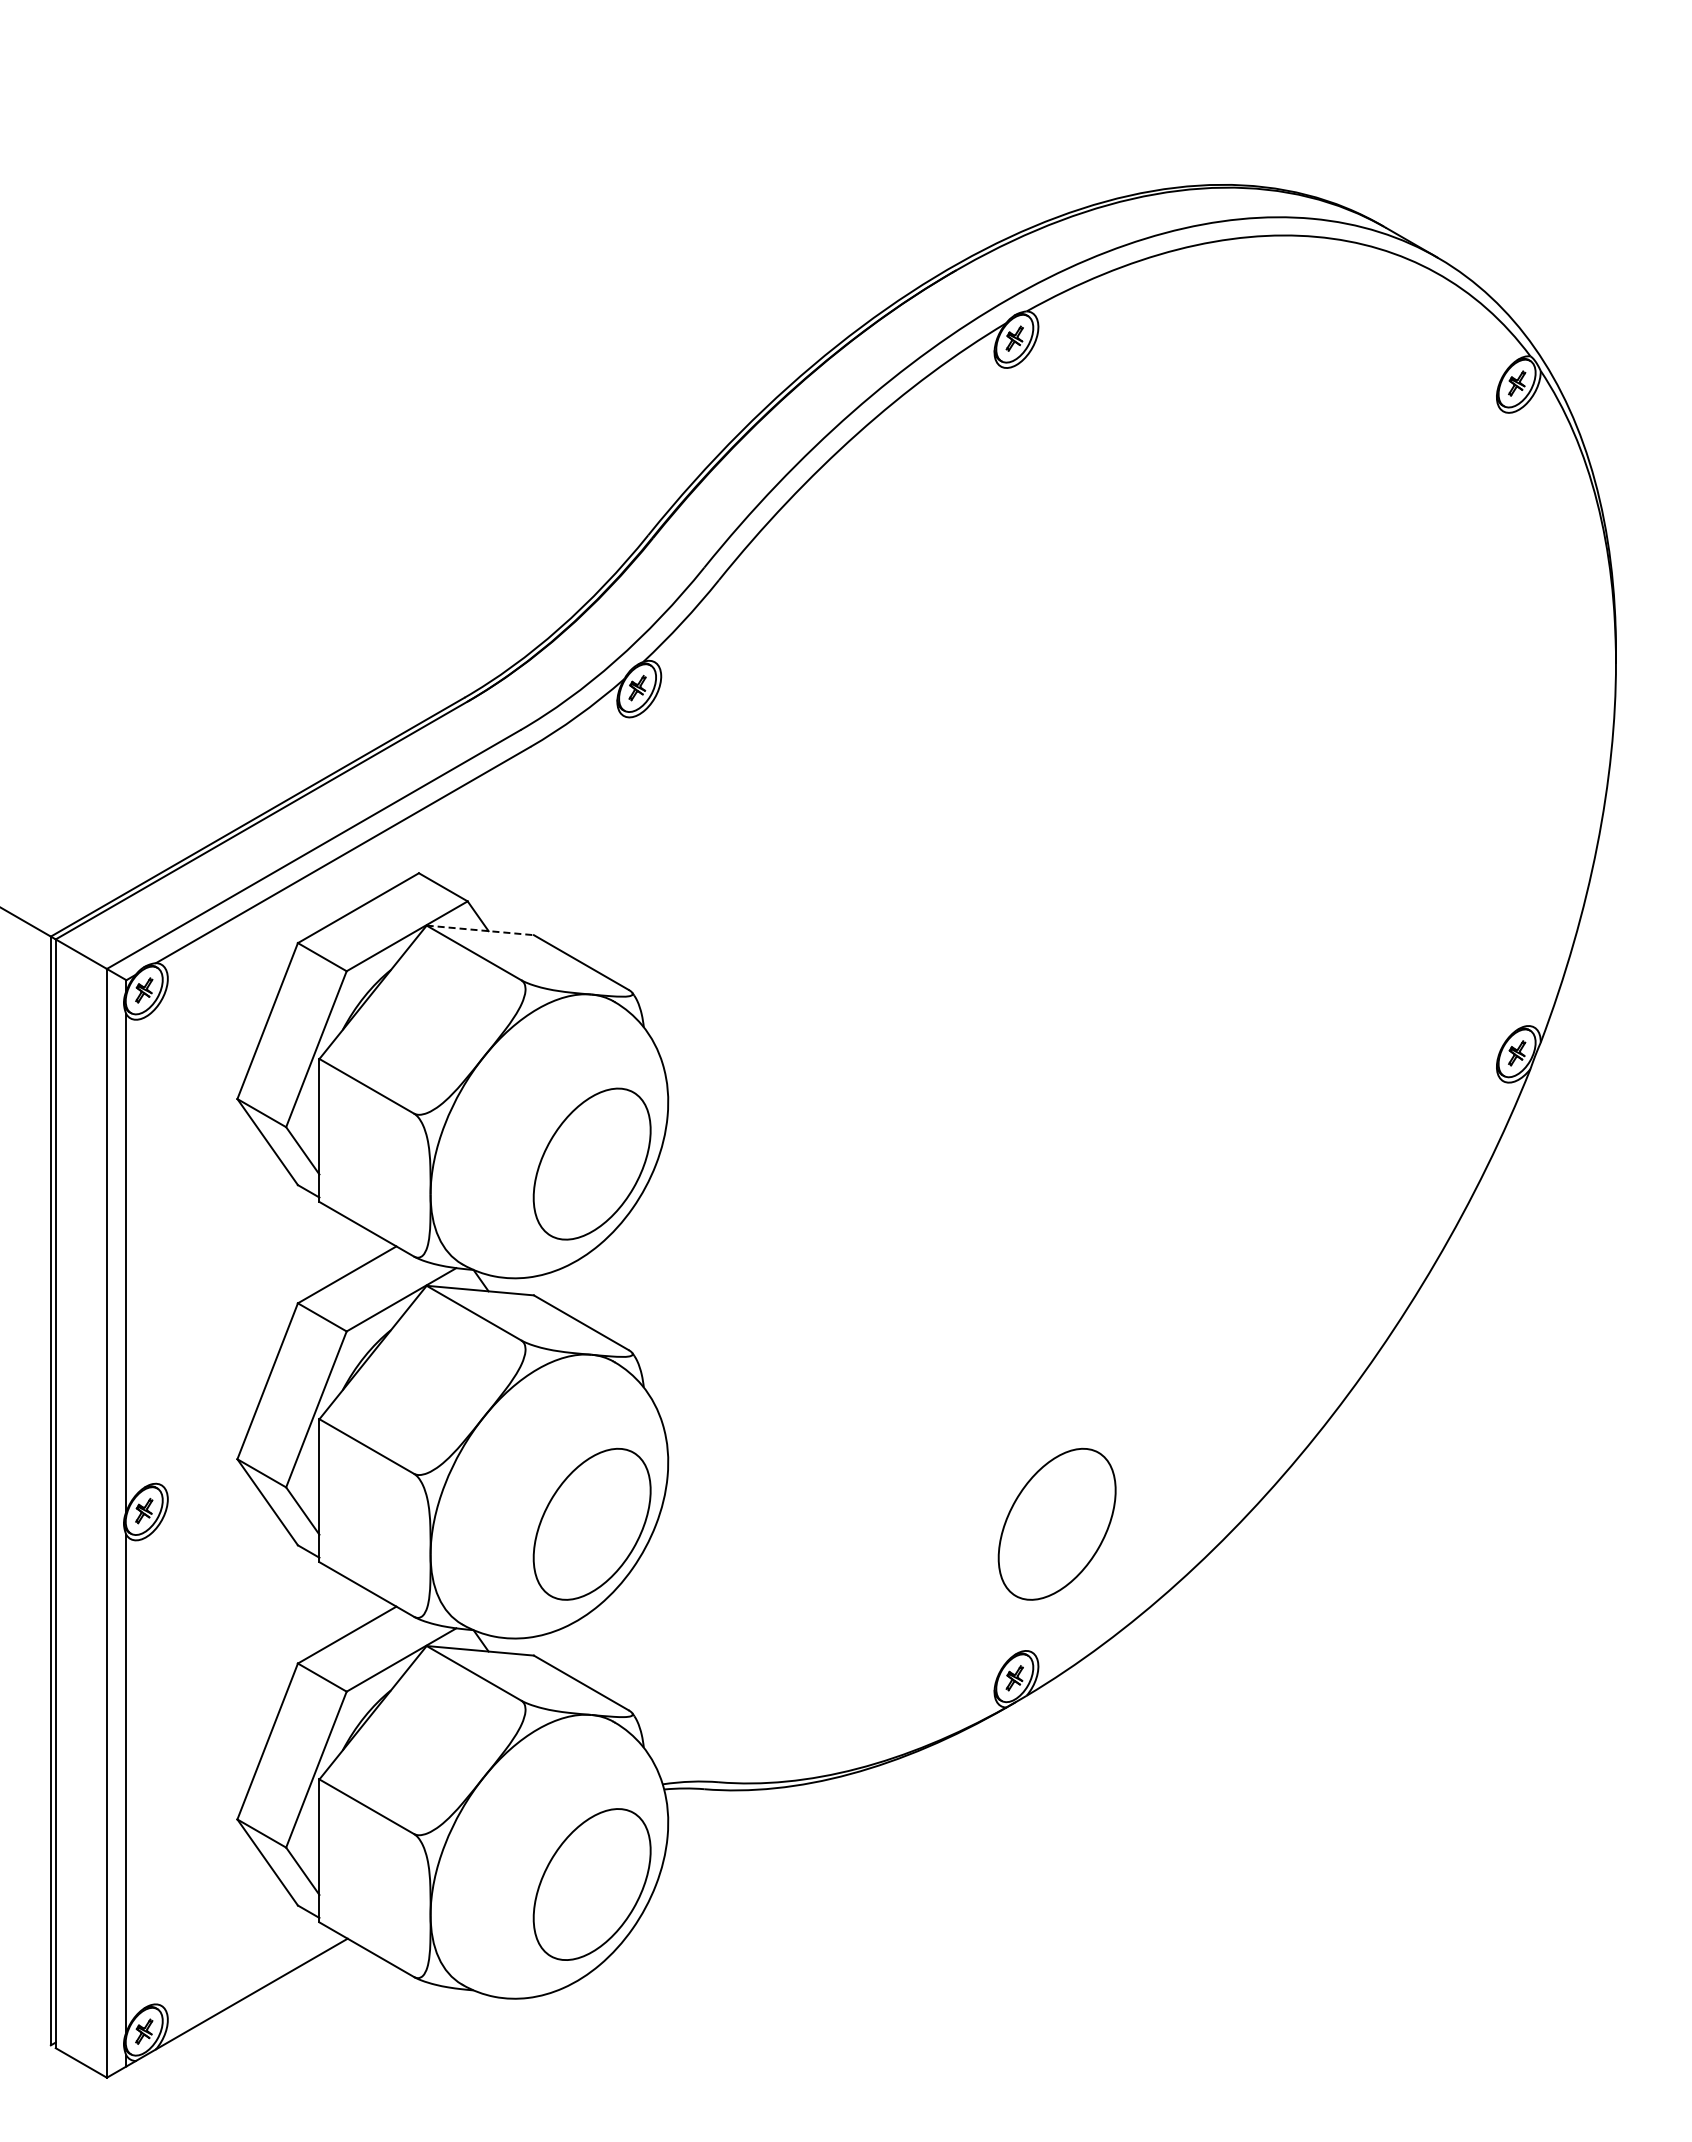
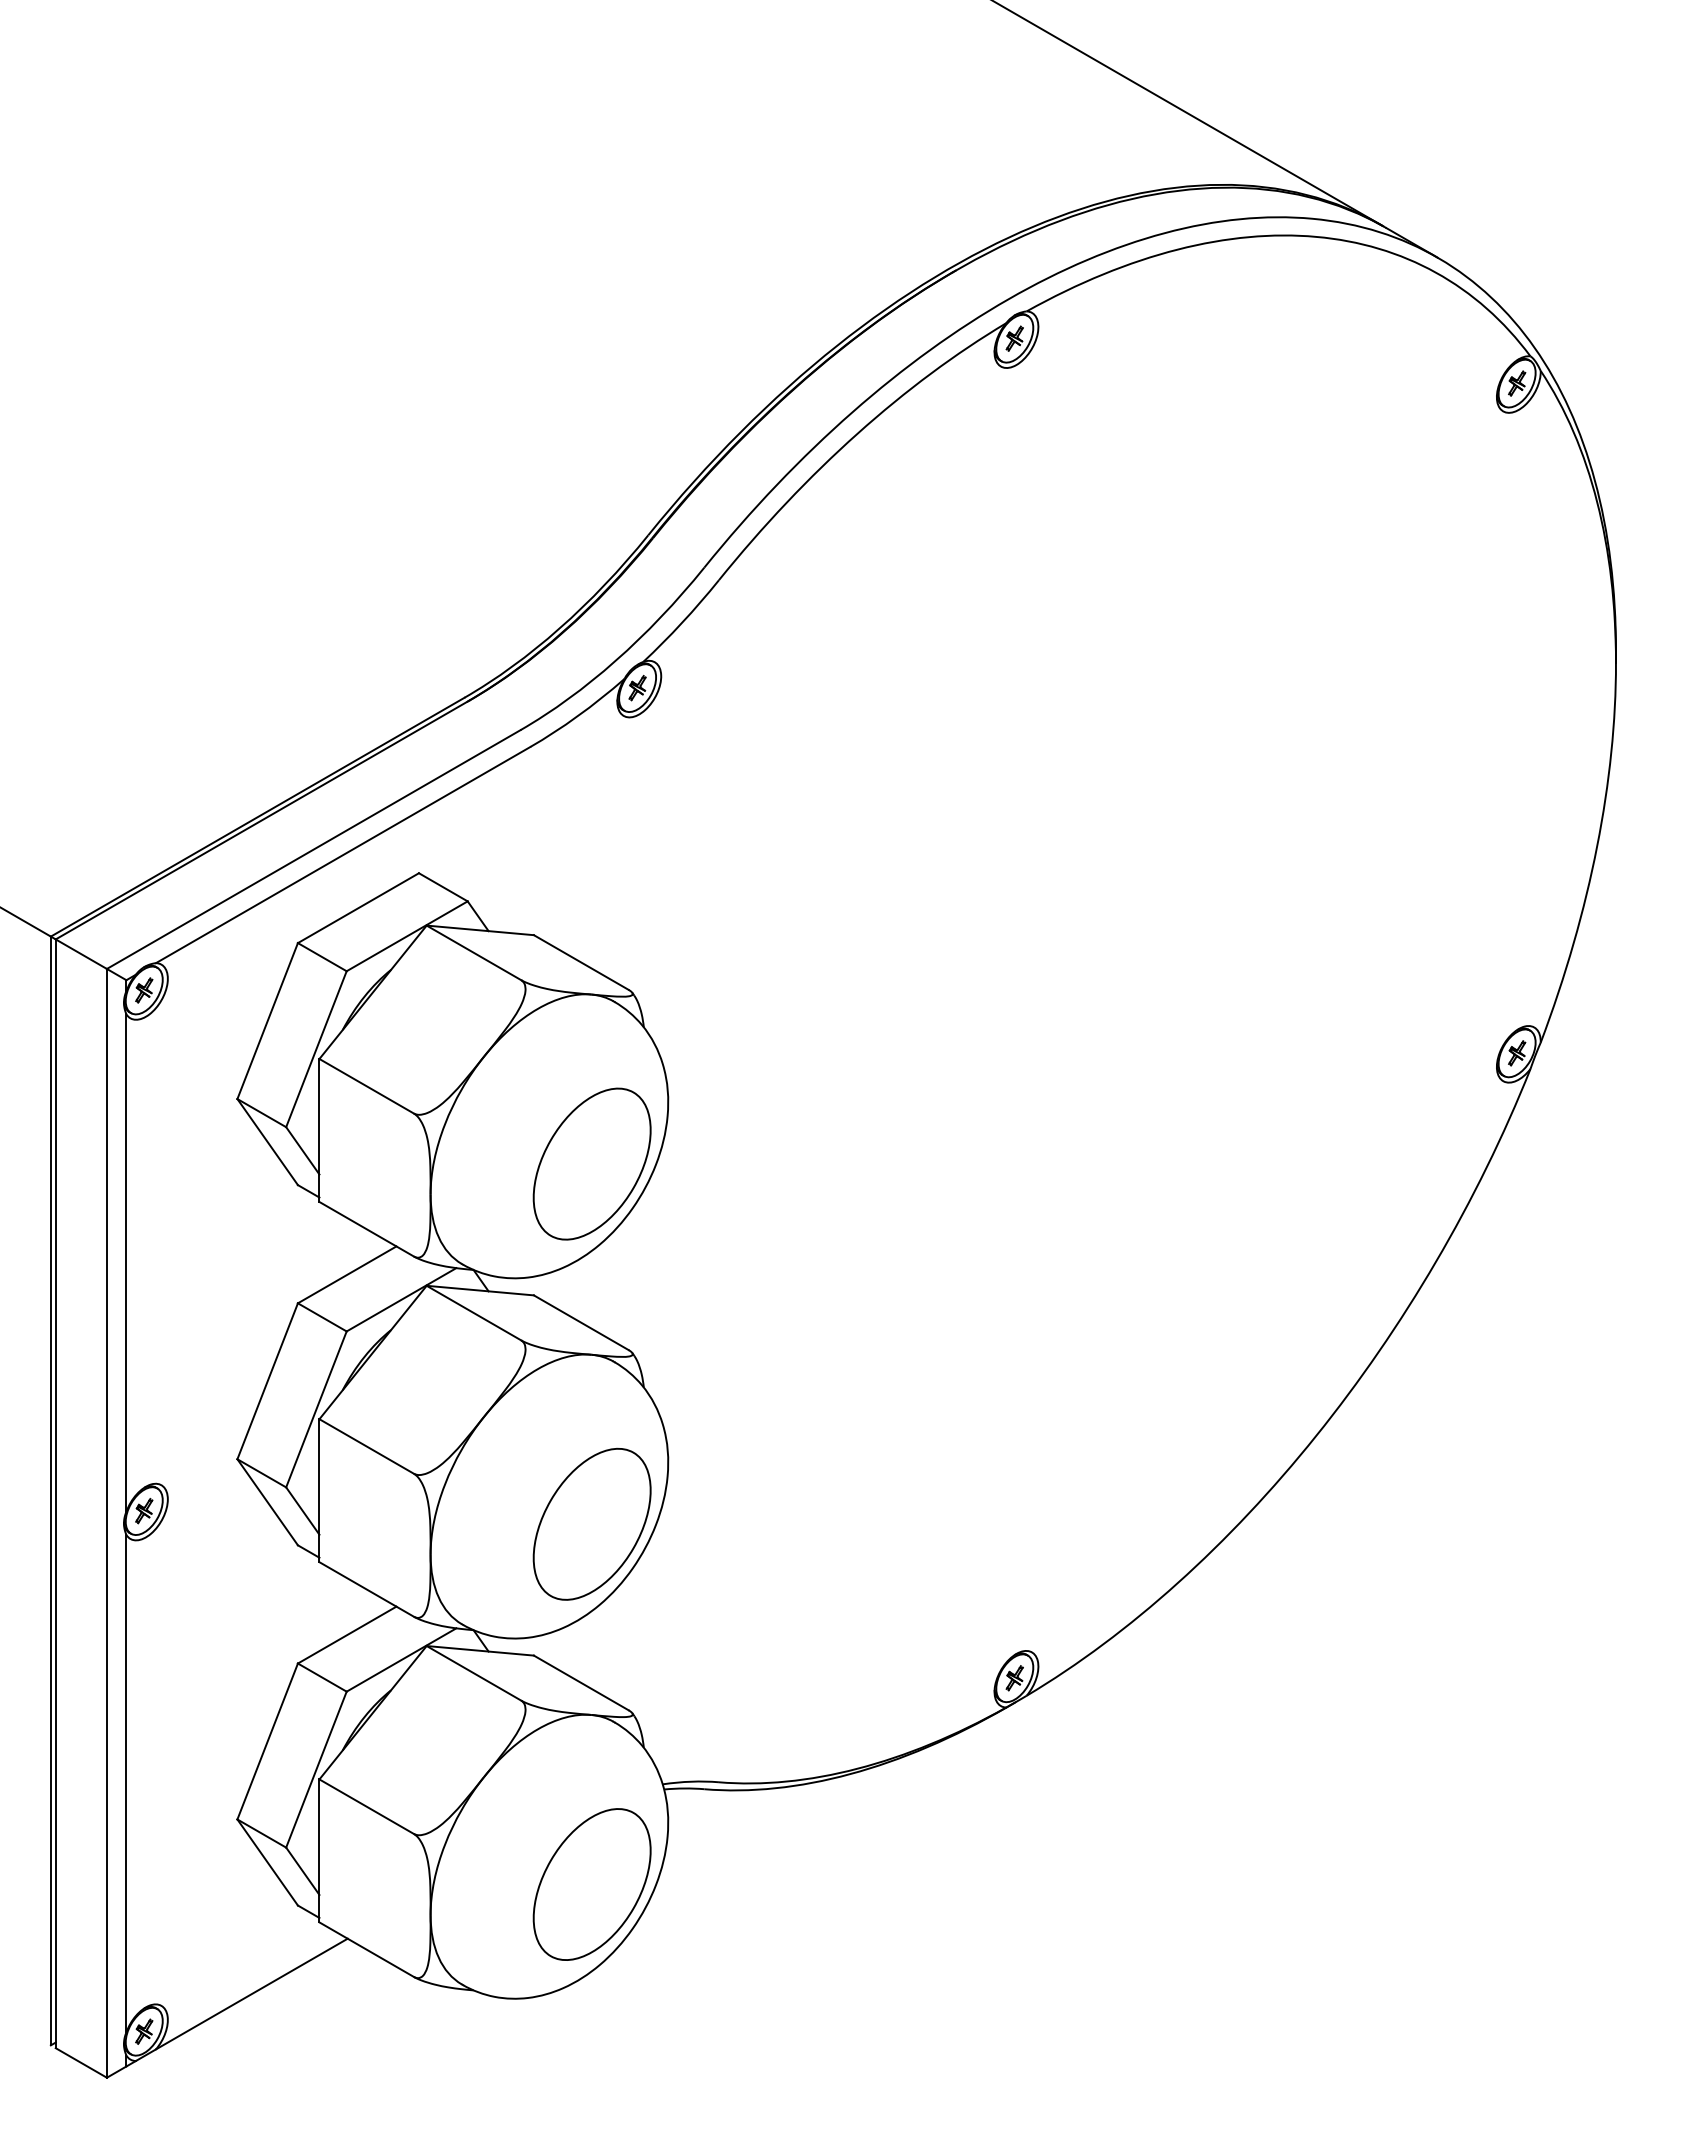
line: none -> present (1188, 113)
line: dashed -> solid (480, 930)
part: present -> none (1056, 1523)
